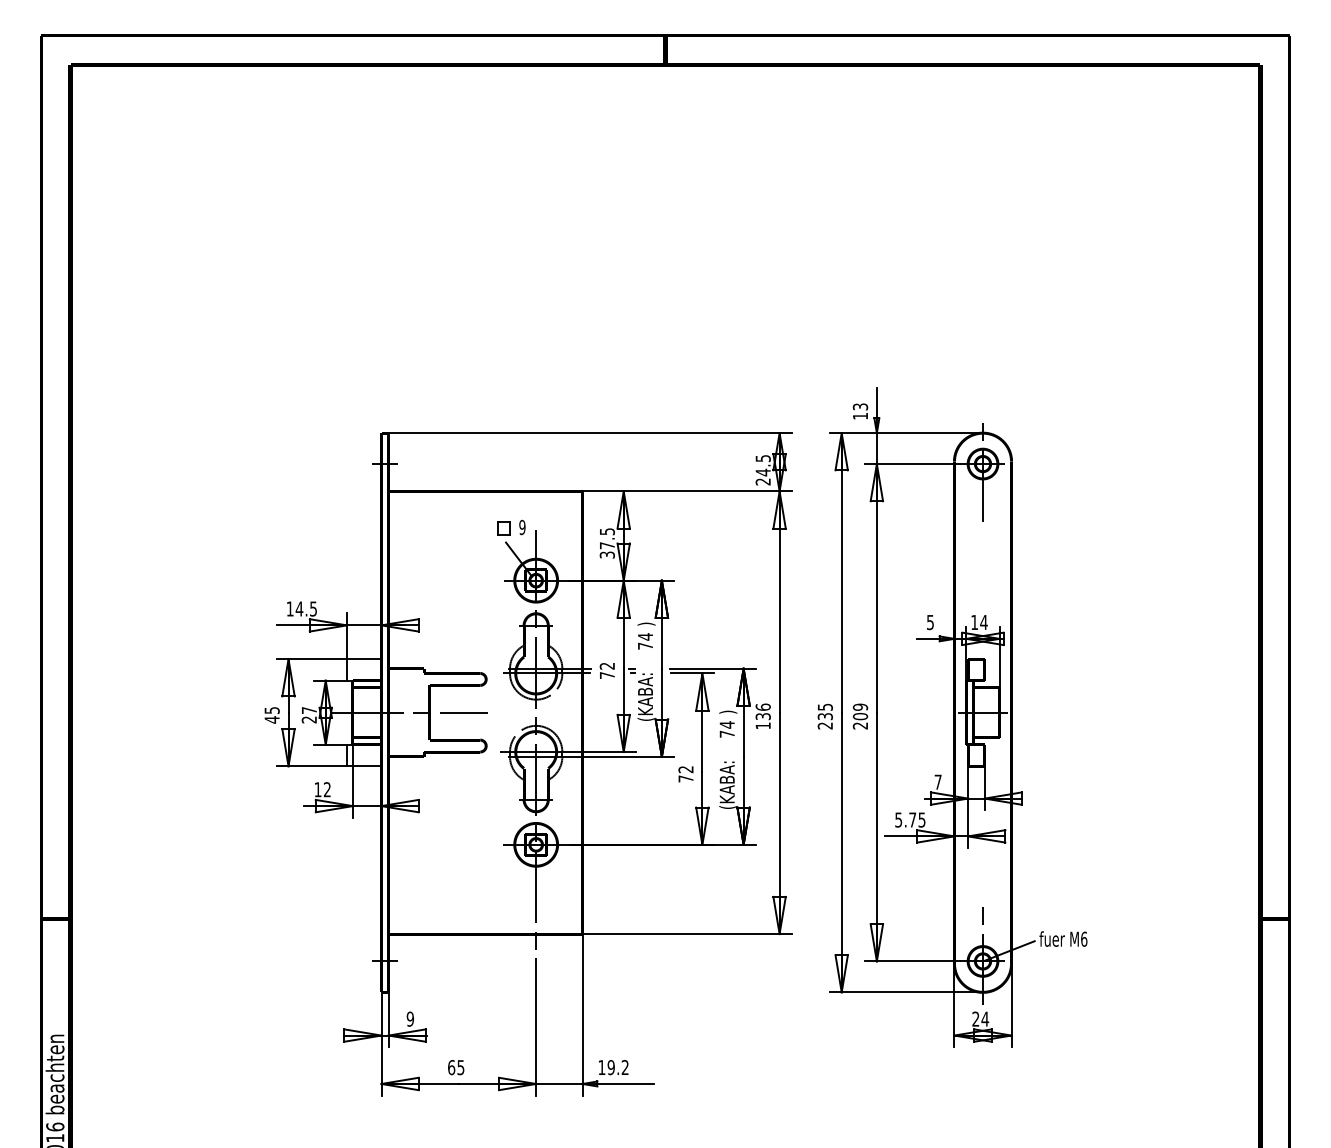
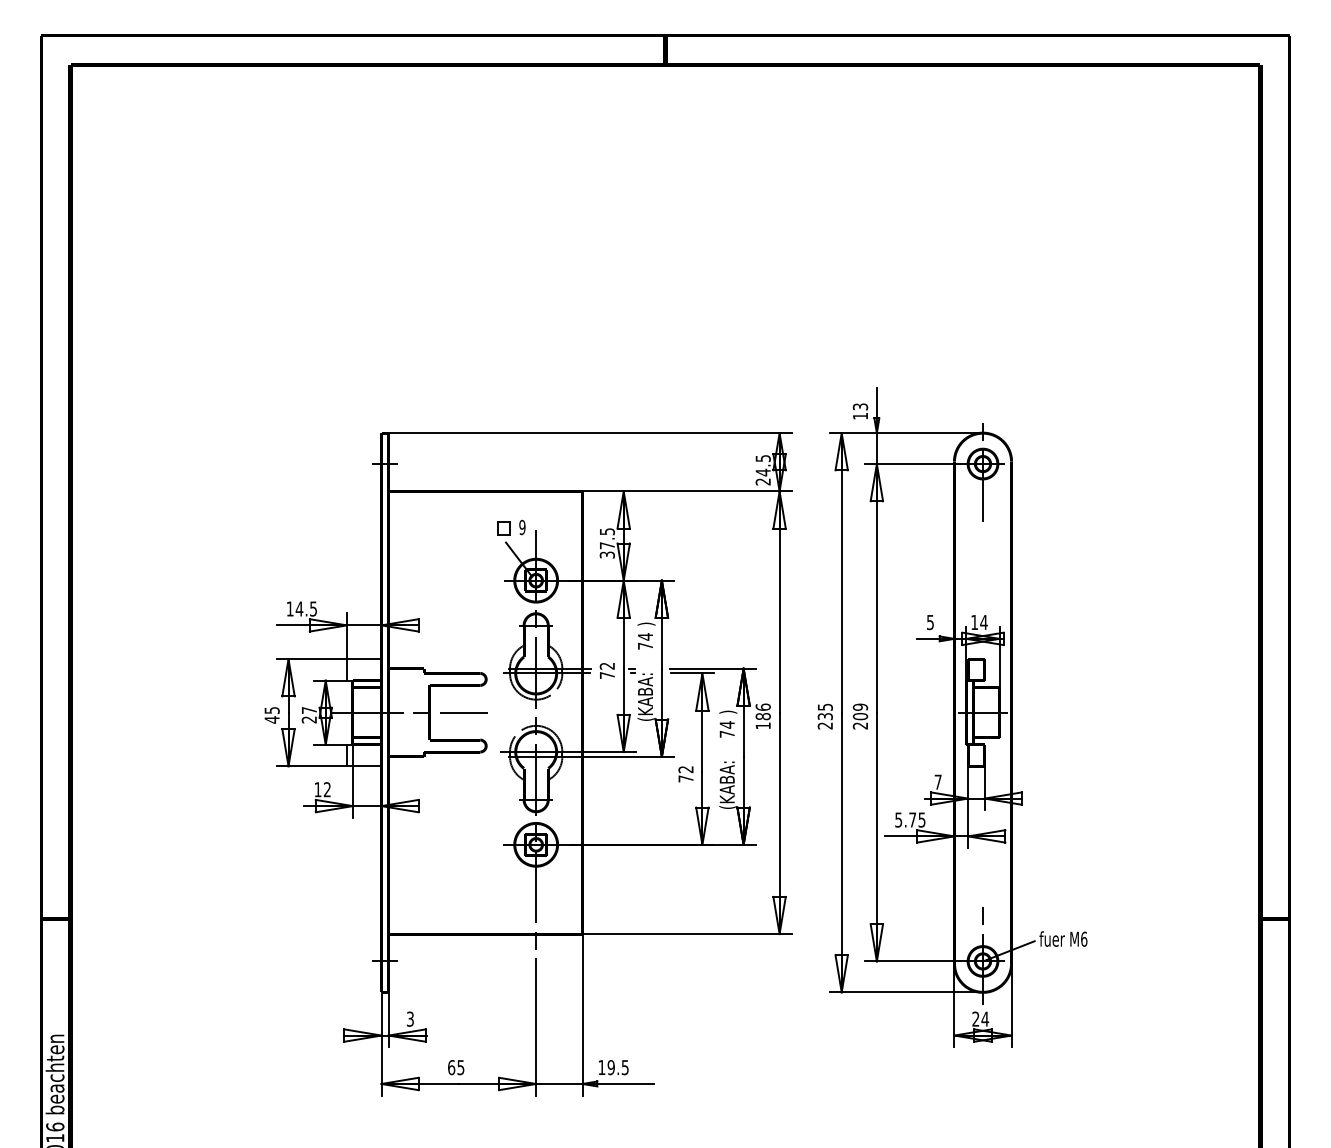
text: 136 -> 186 (762, 716)
text: 9 -> 3 (409, 1018)
text: 19.2 -> 19.5 (624, 1067)
